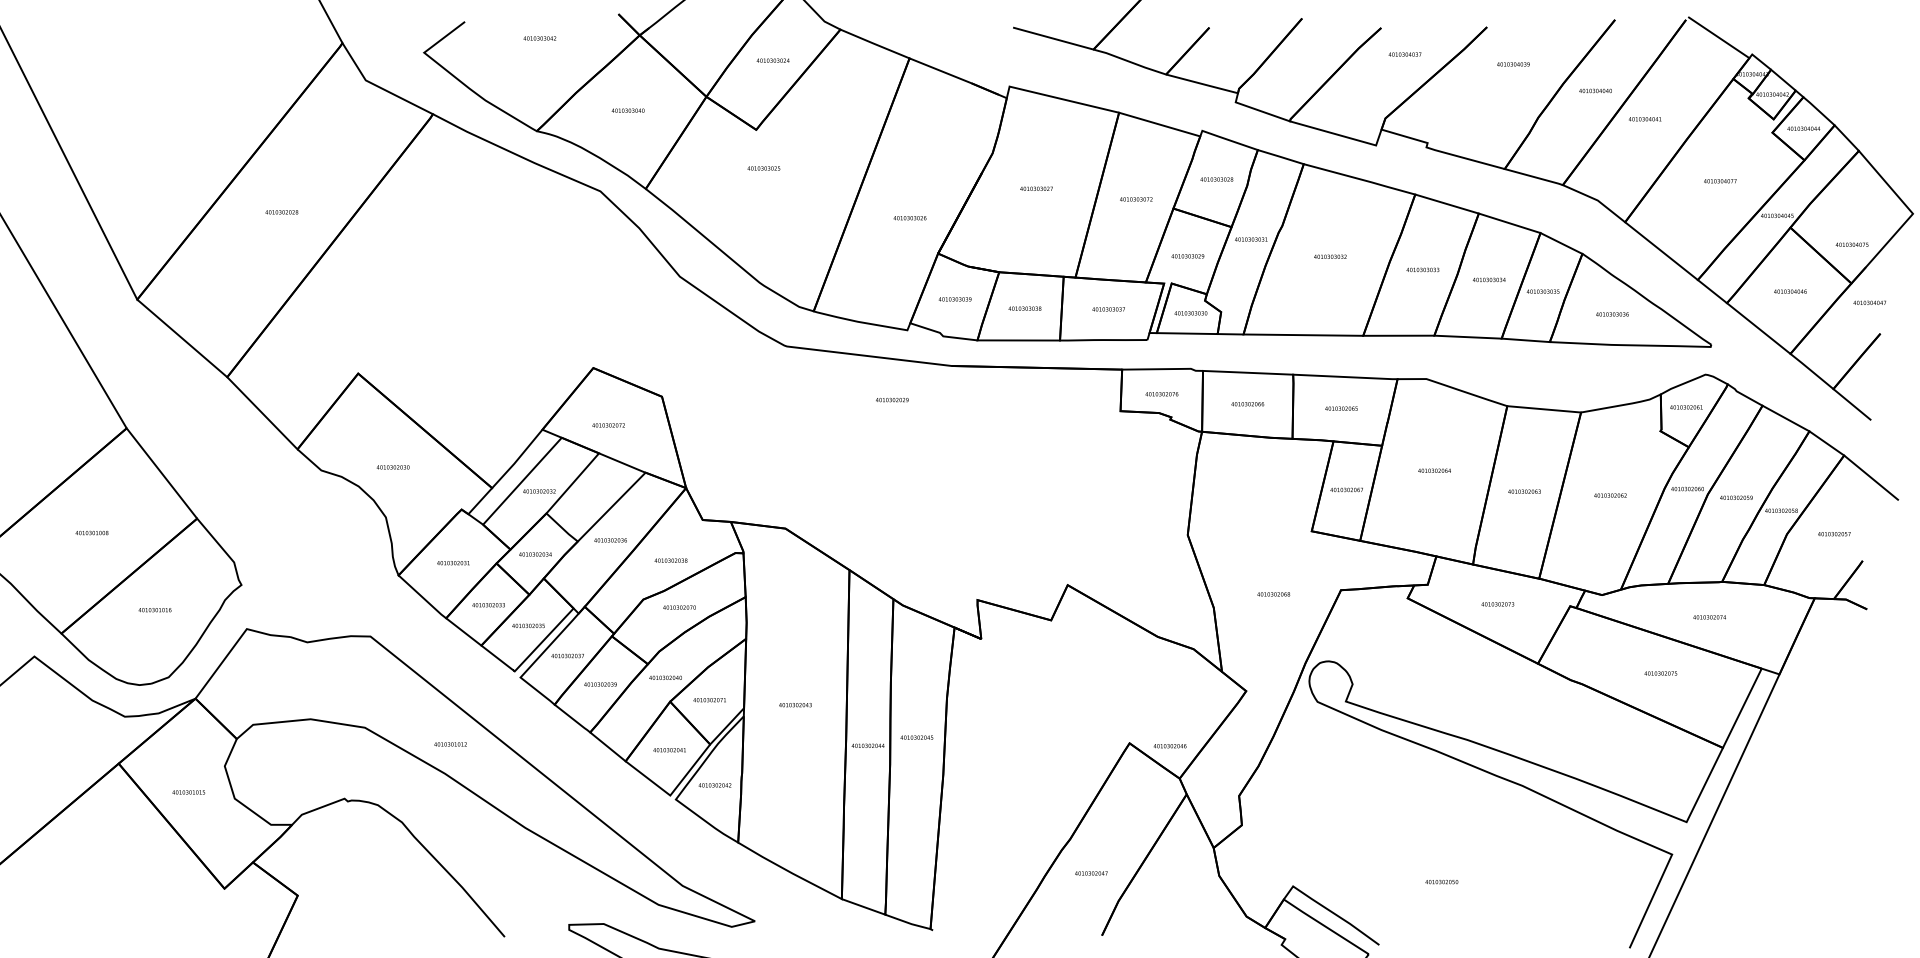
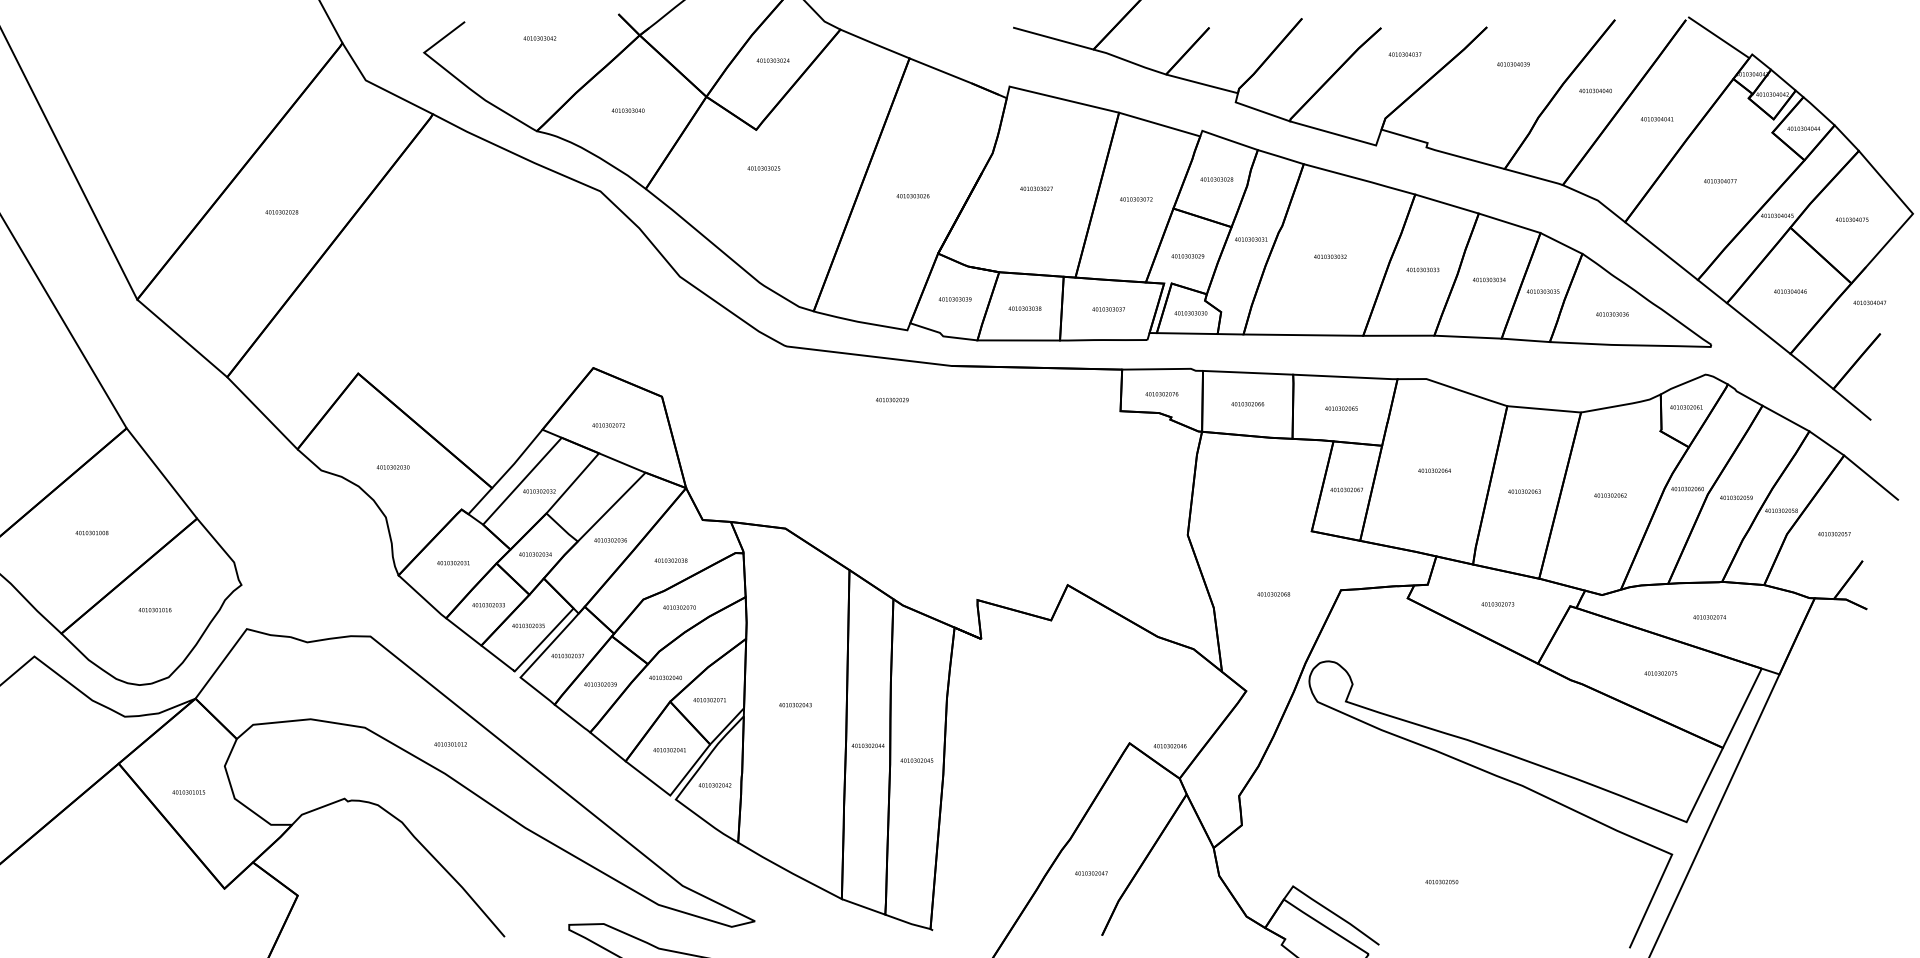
text position: (1645, 119) -> (1657, 119) (1657, 119)
text position: (909, 218) -> (912, 196) (912, 196)
text position: (1851, 244) -> (1851, 219) (1851, 219)
text position: (916, 737) -> (916, 760) (916, 760)
